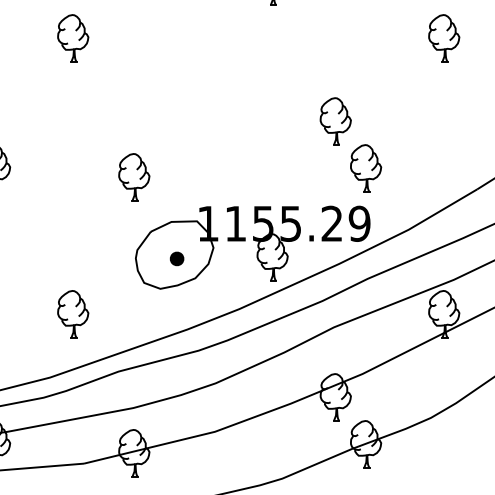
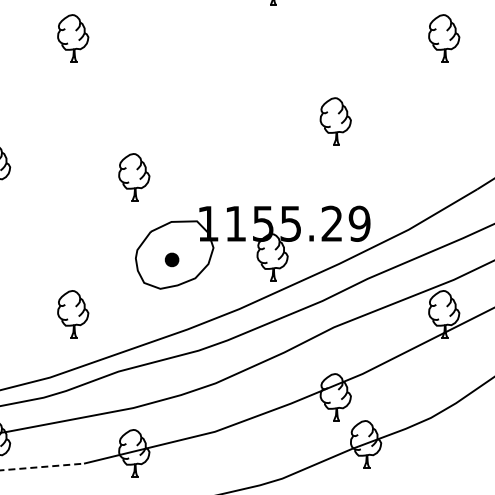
part: present -> none (366, 168)
part position: (176, 258) -> (171, 259) (171, 259)
line: solid -> dashed (42, 467)
